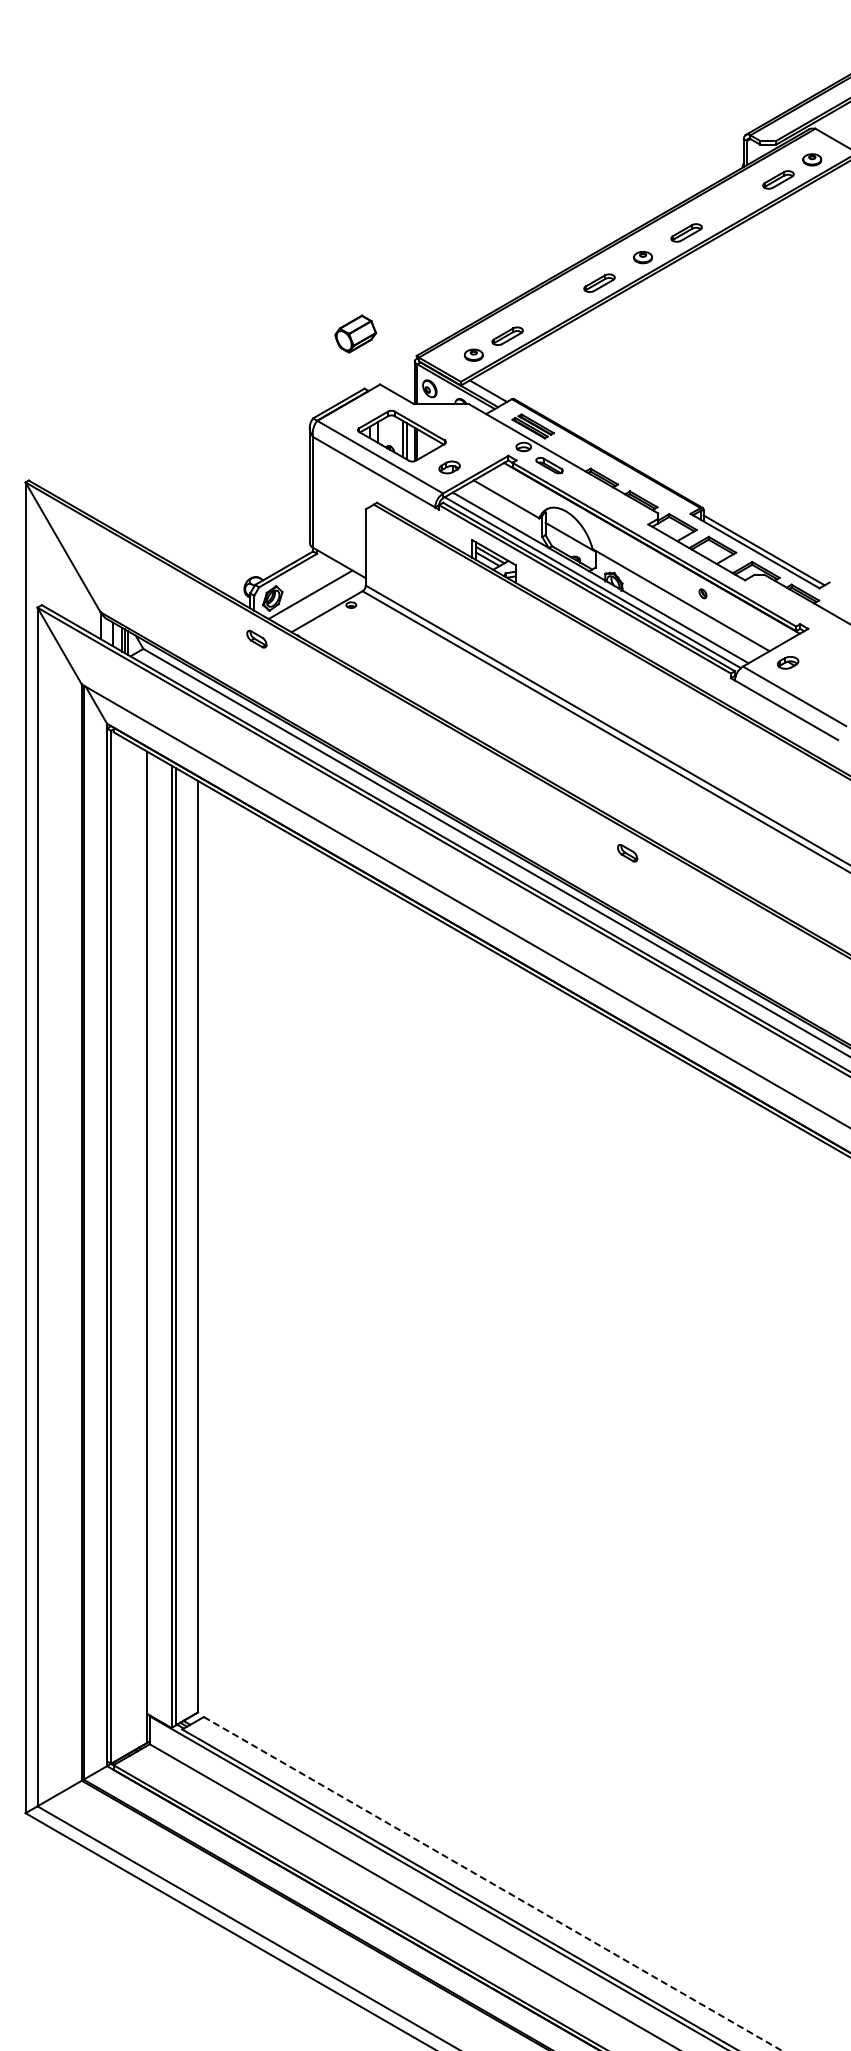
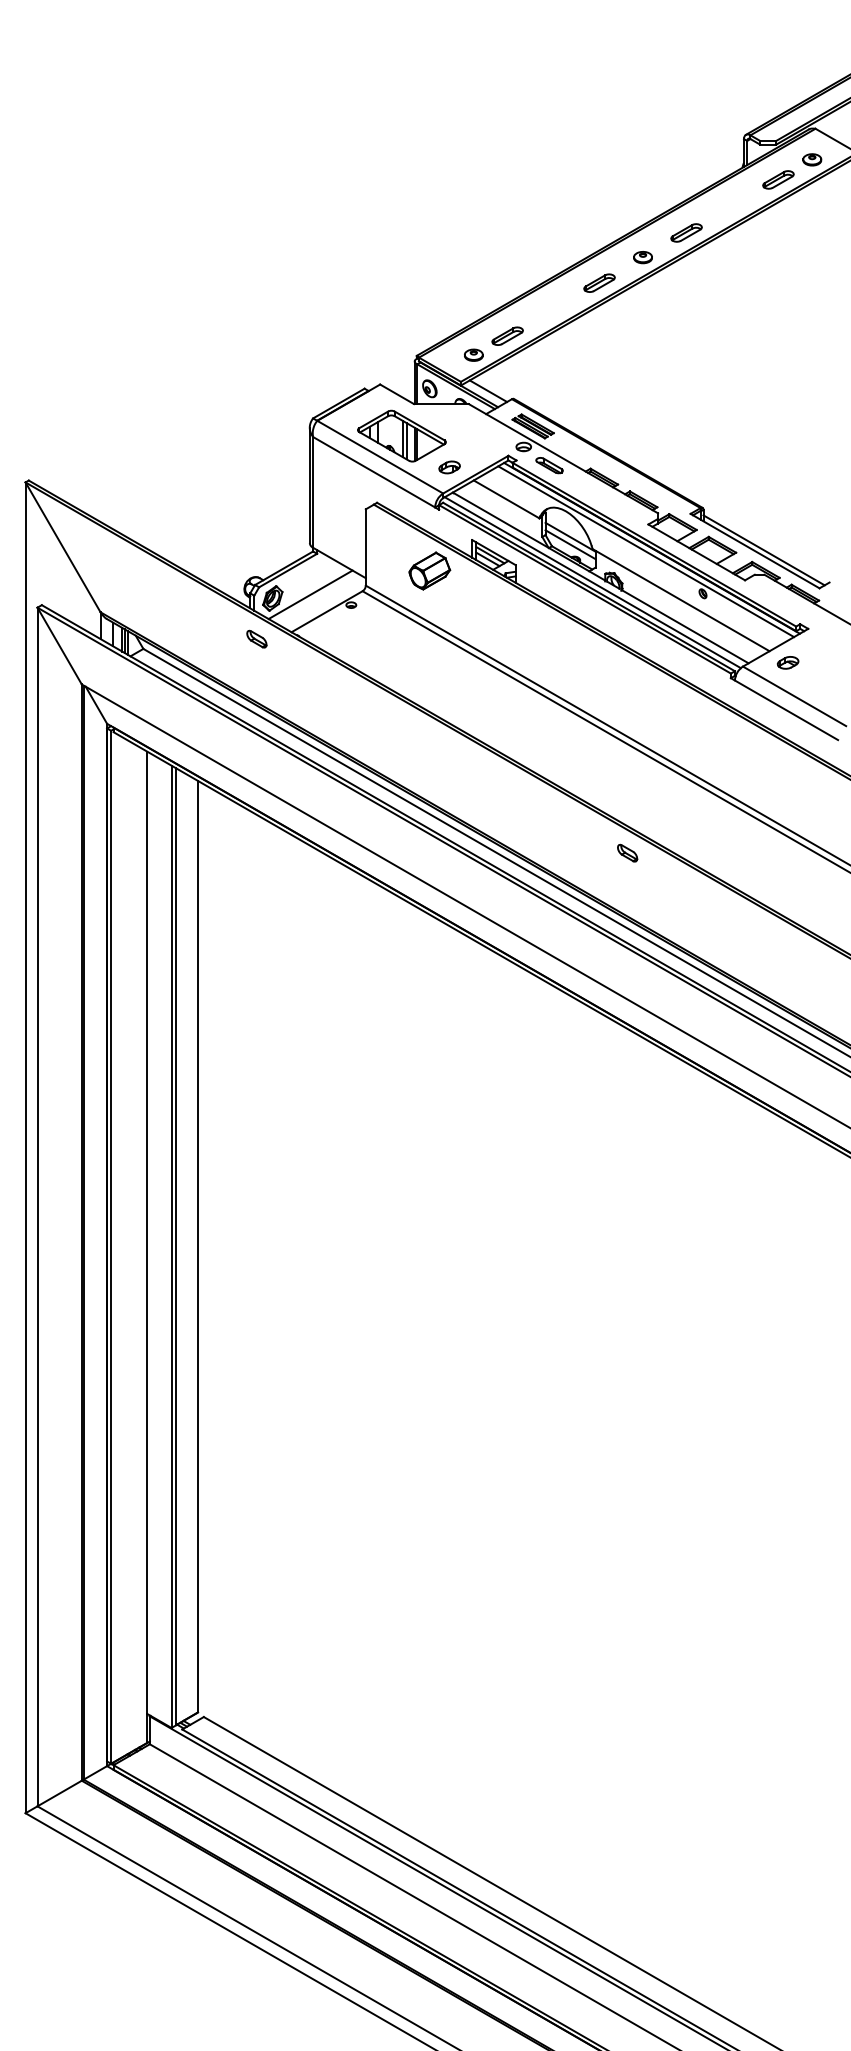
part position: (355, 333) -> (429, 570) (429, 570)
line: none -> present (570, 544)
line: none -> present (646, 551)
line: dashed -> solid (493, 1884)
